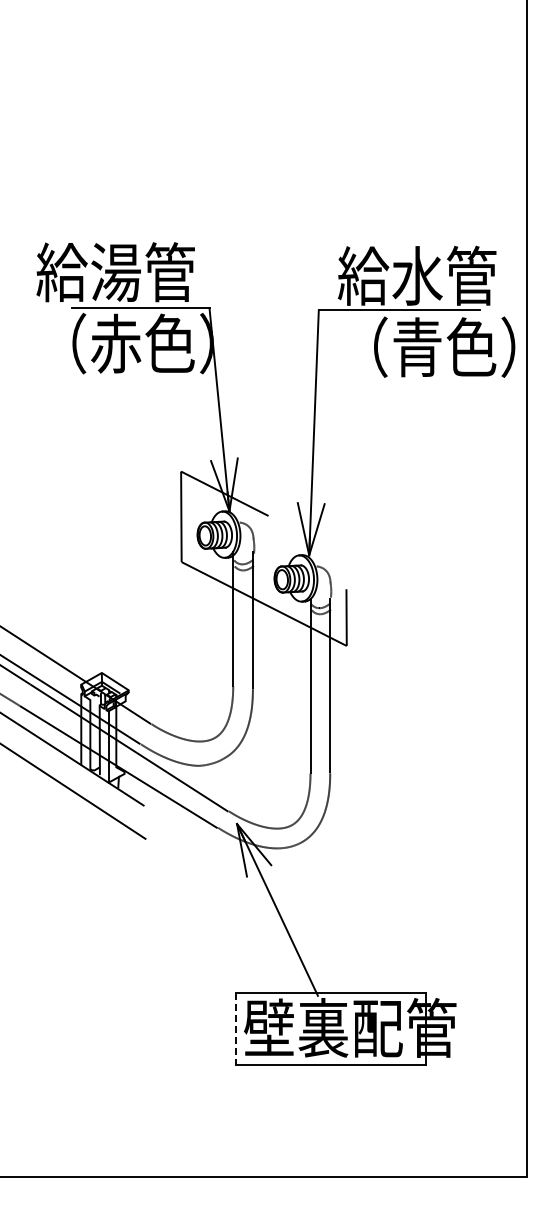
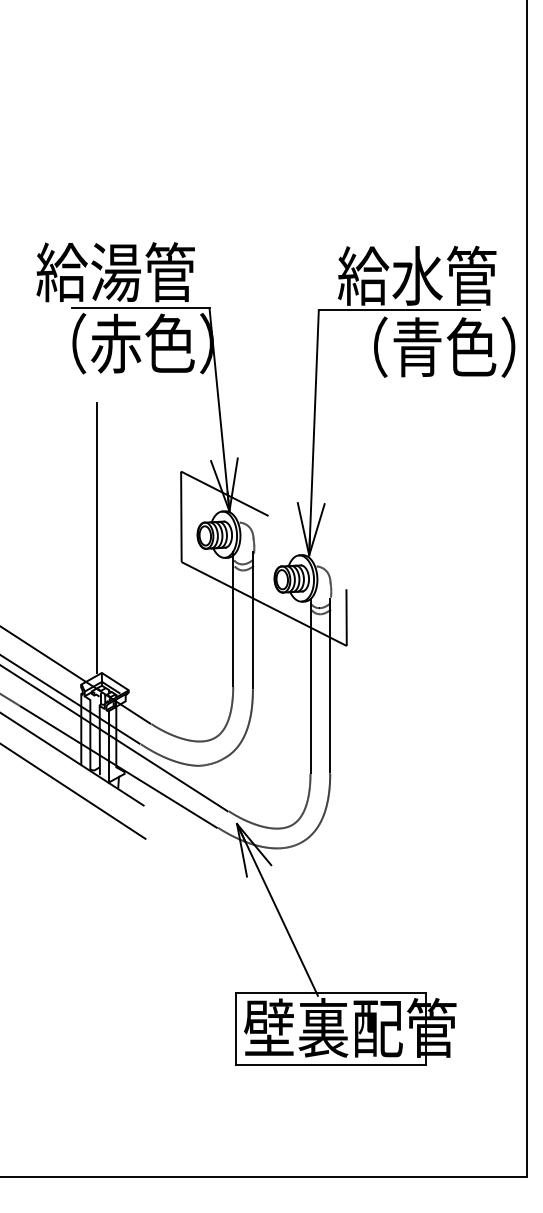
line: none -> present (97, 537)
line: dashed -> solid (235, 1028)
